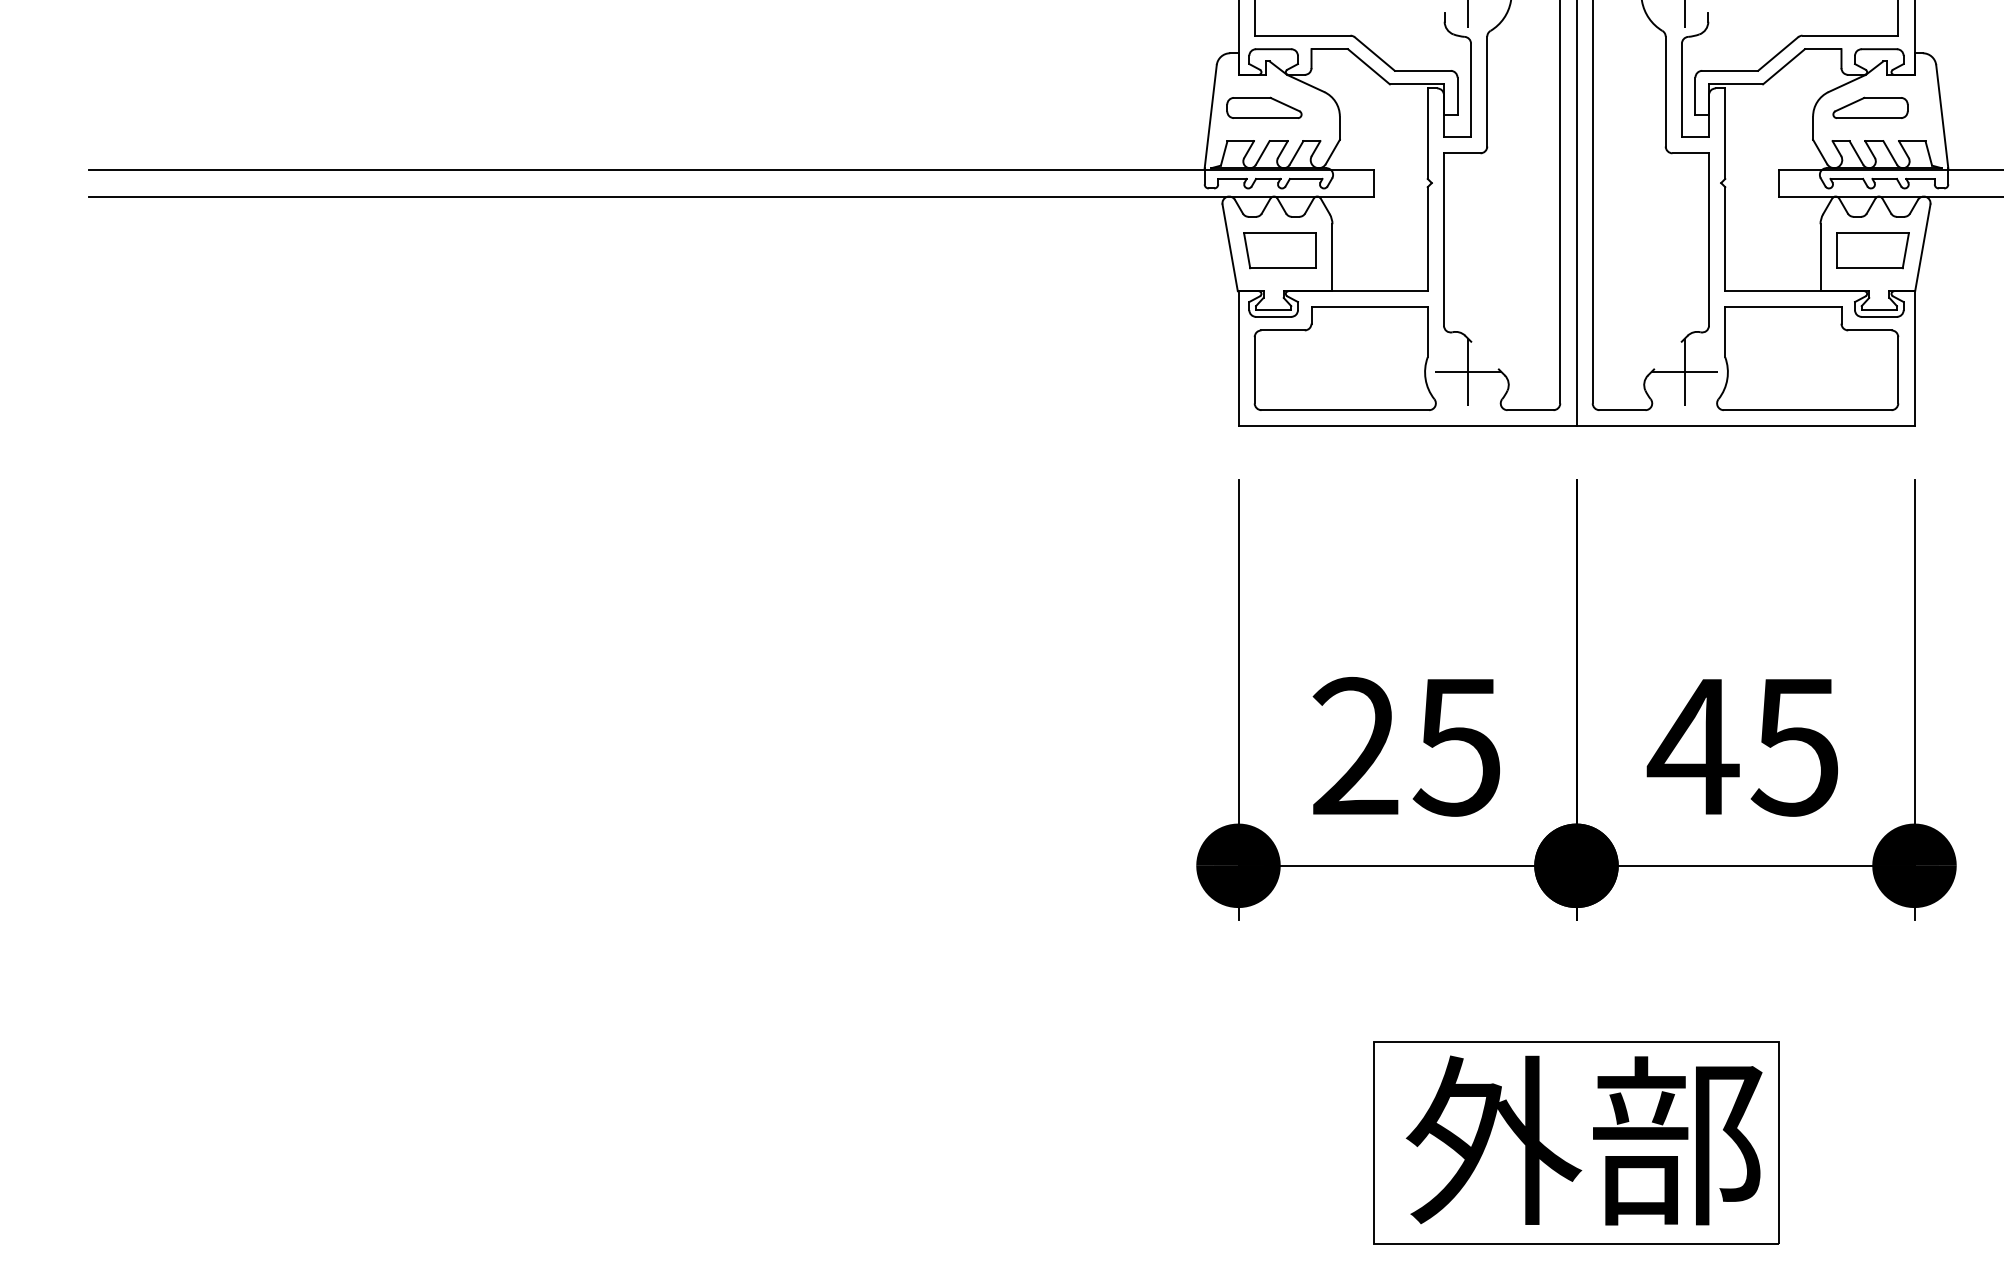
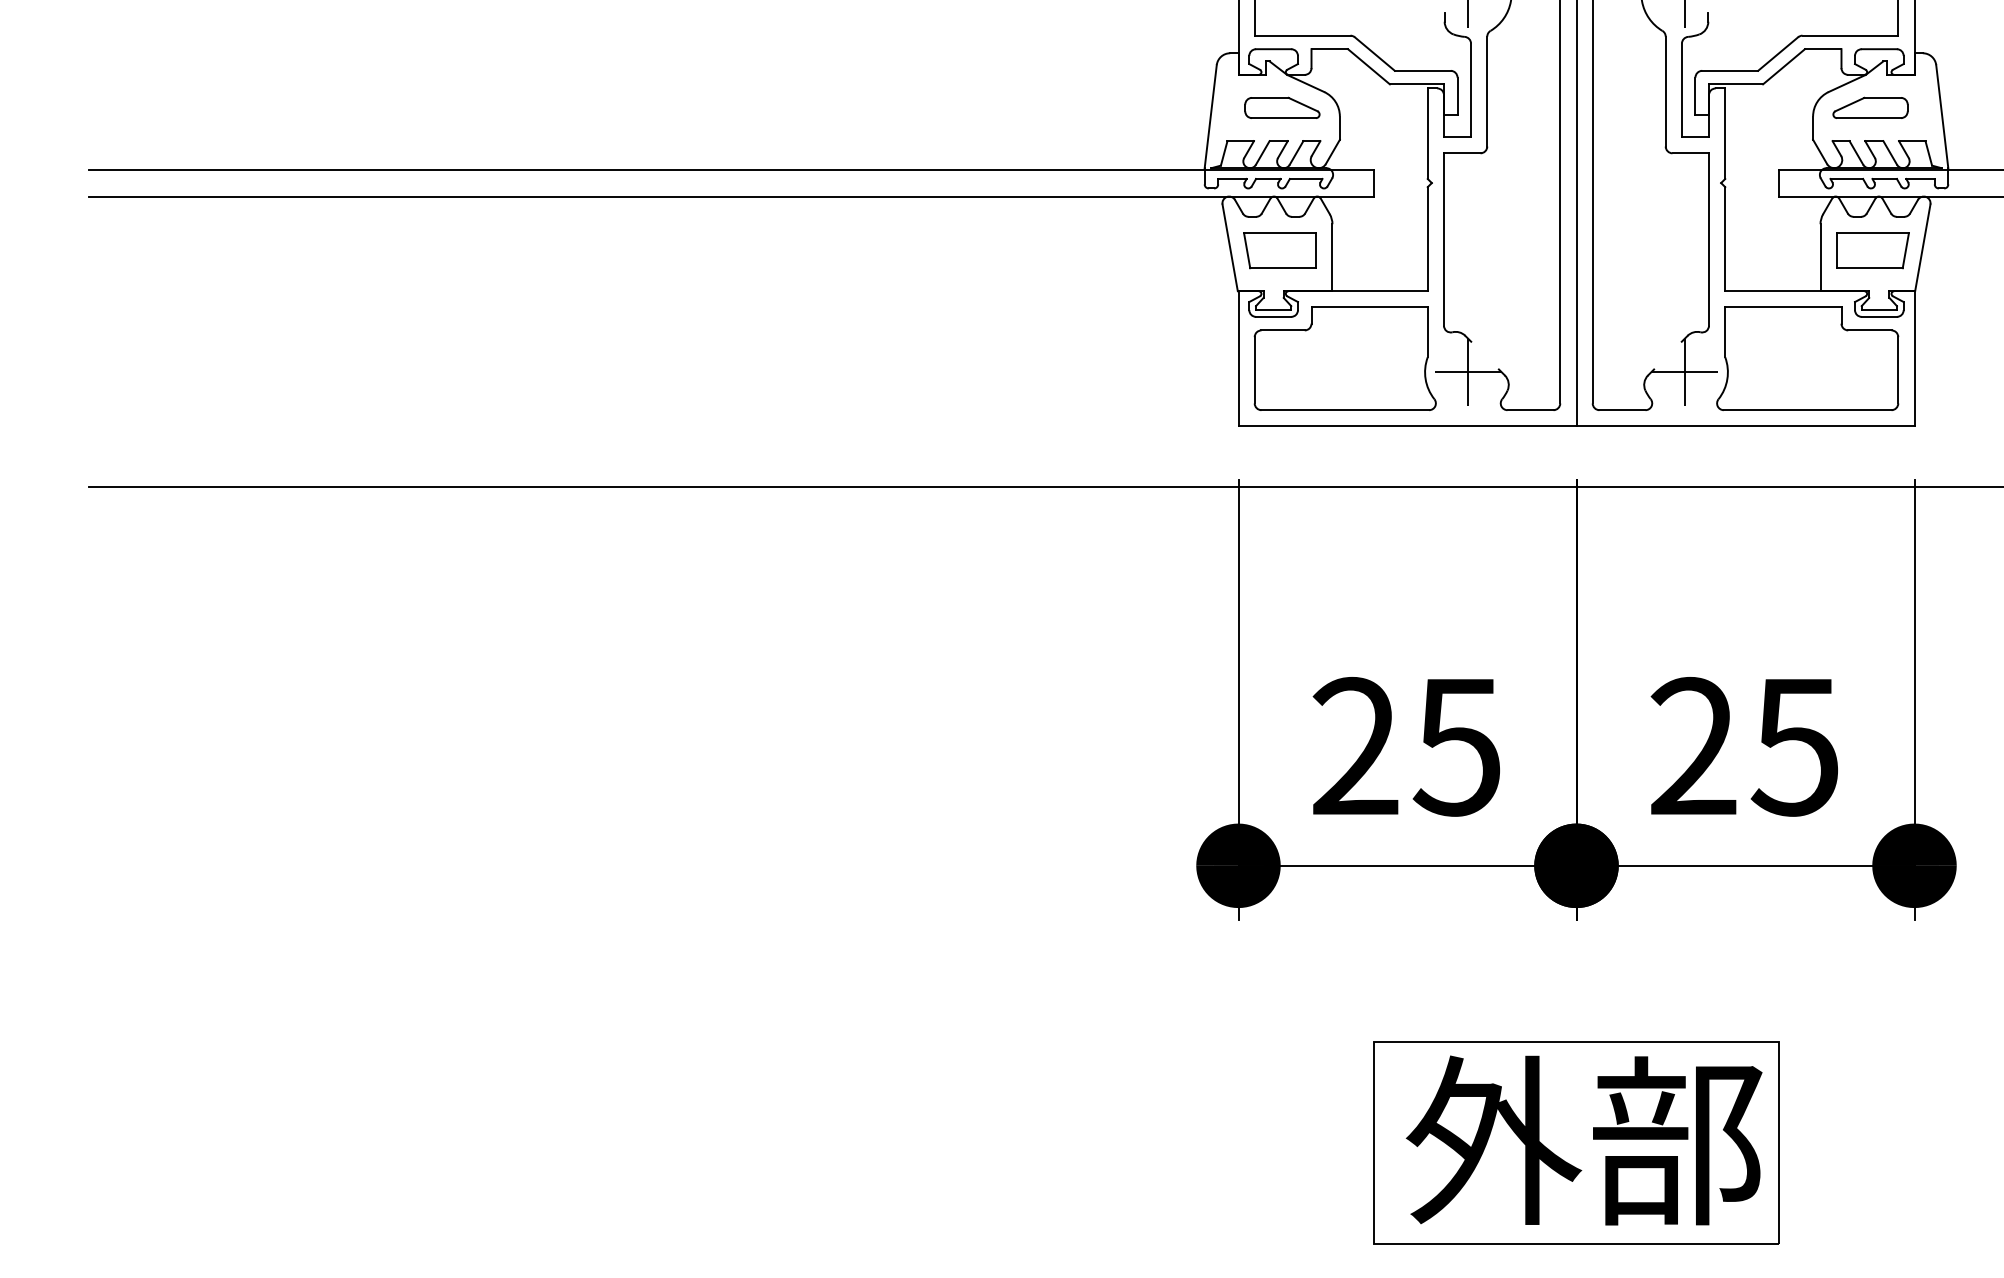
part position: (1264, 107) -> (1282, 107) (1282, 107)
line: none -> present (1044, 487)
text: 45 -> 25 (1692, 745)
